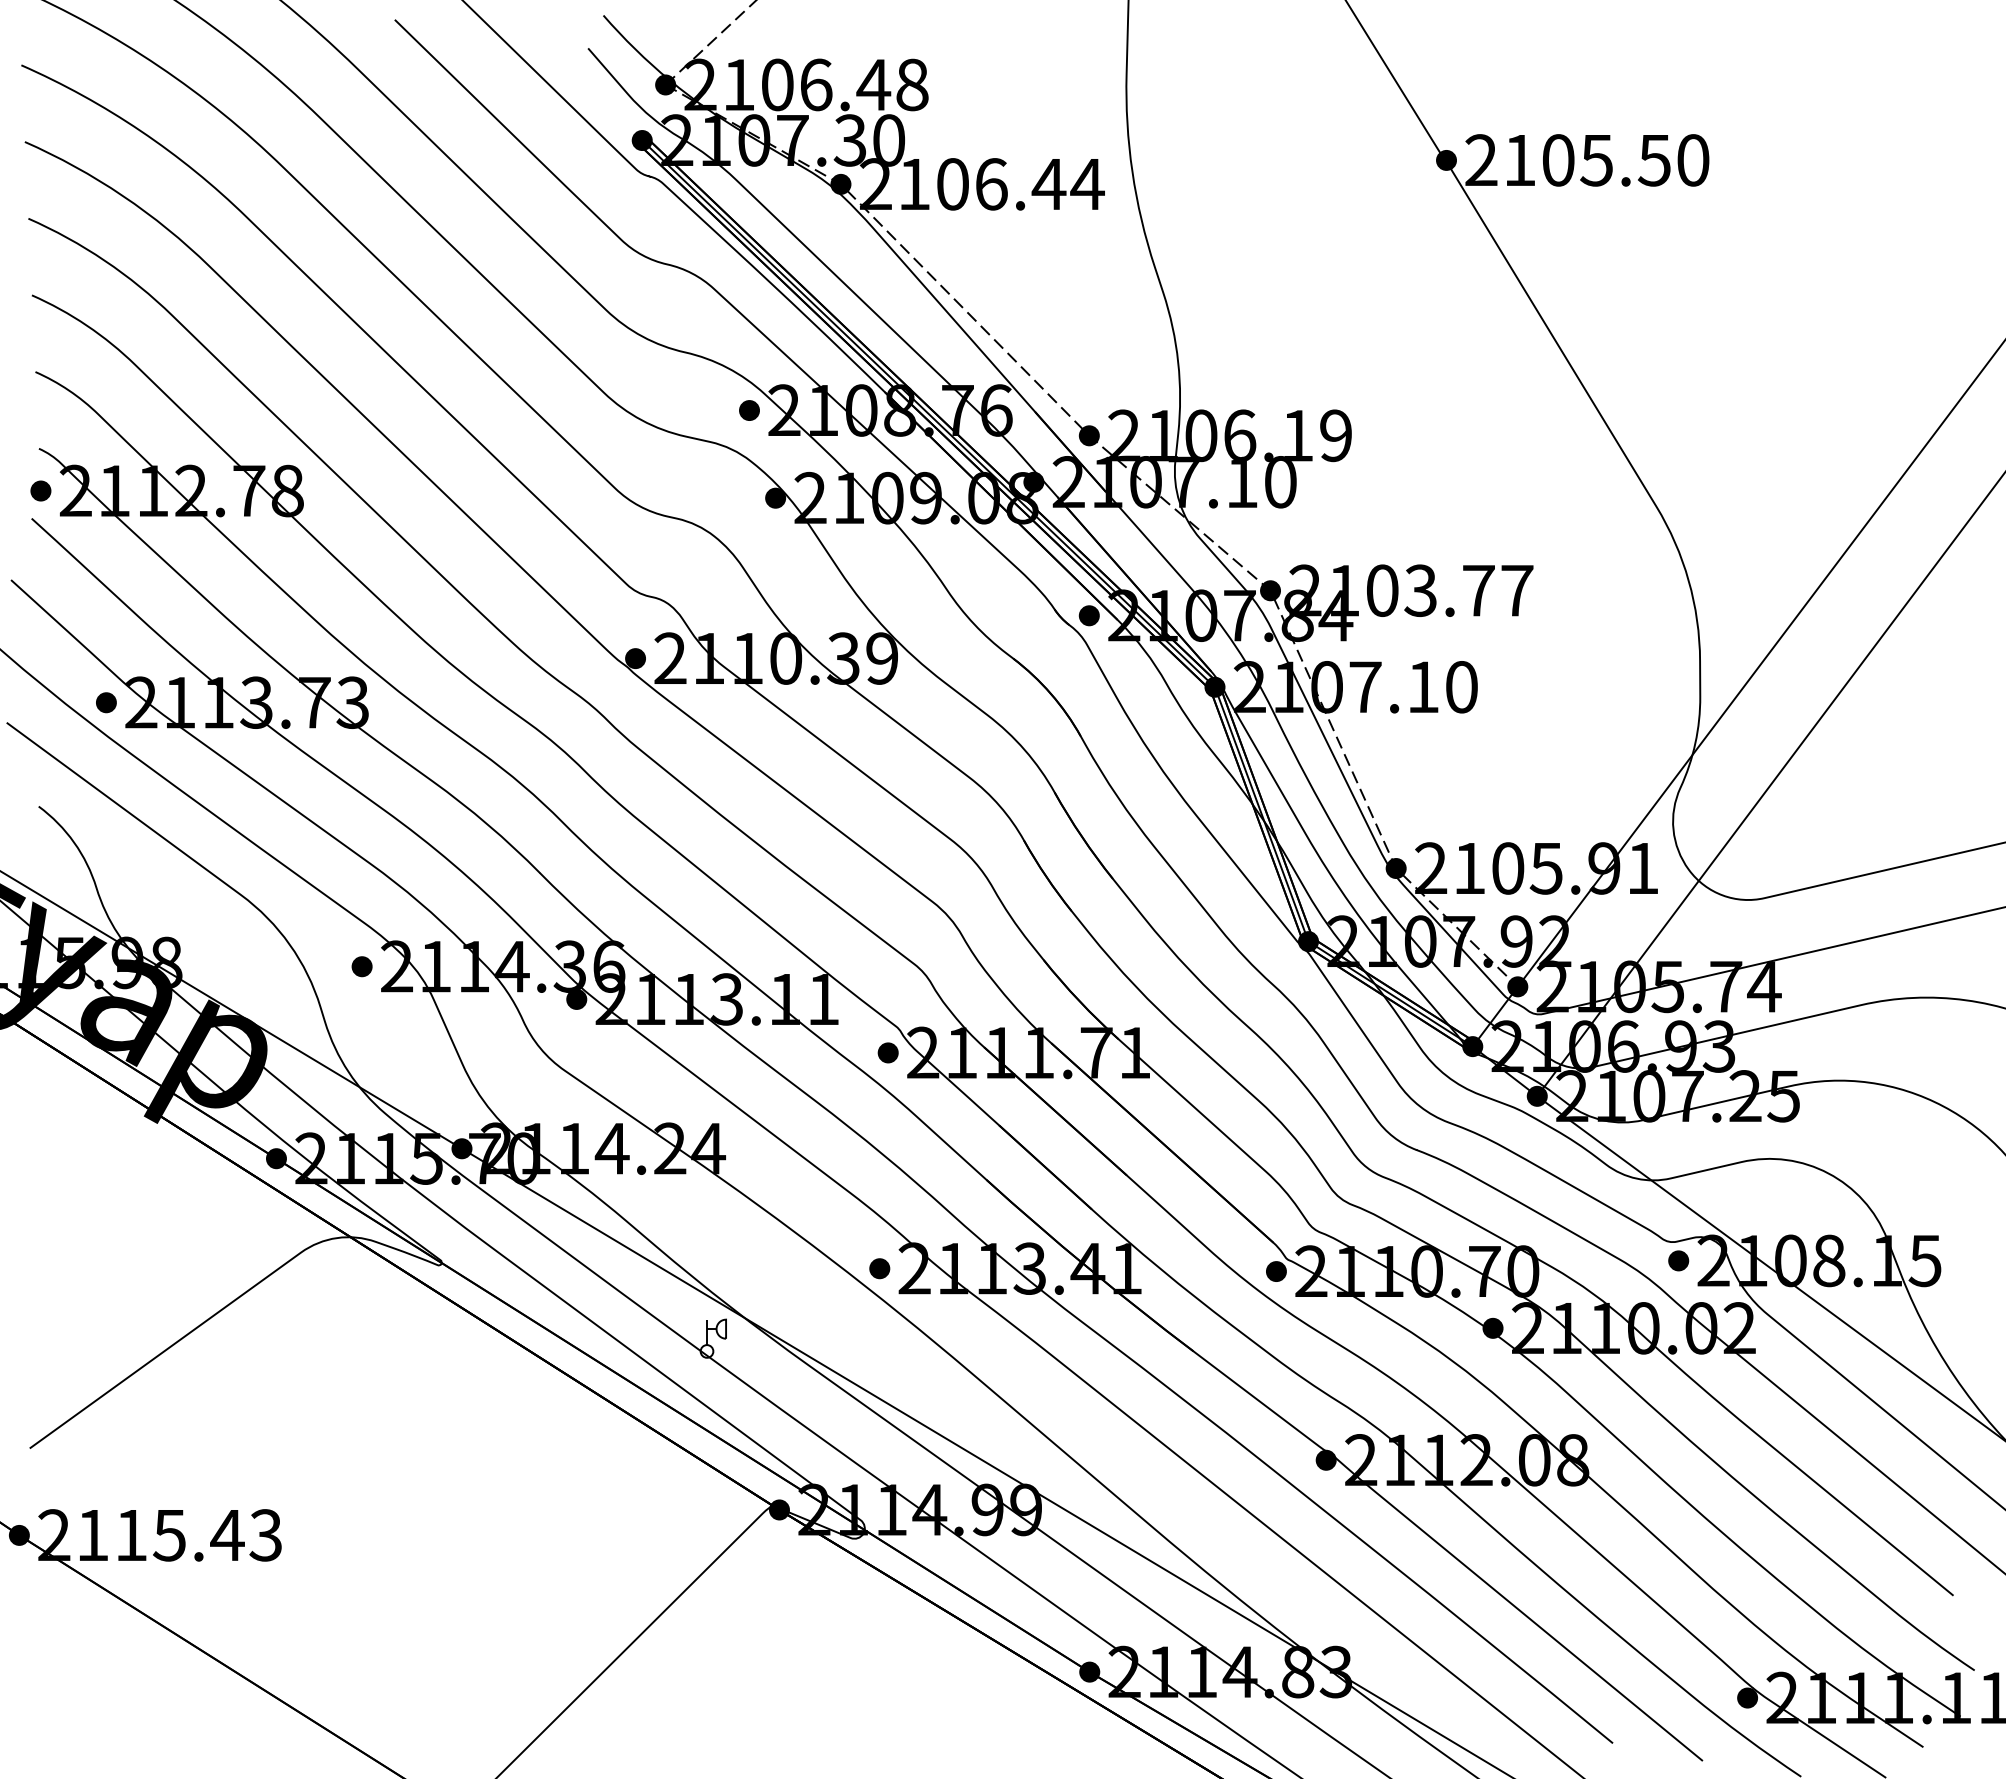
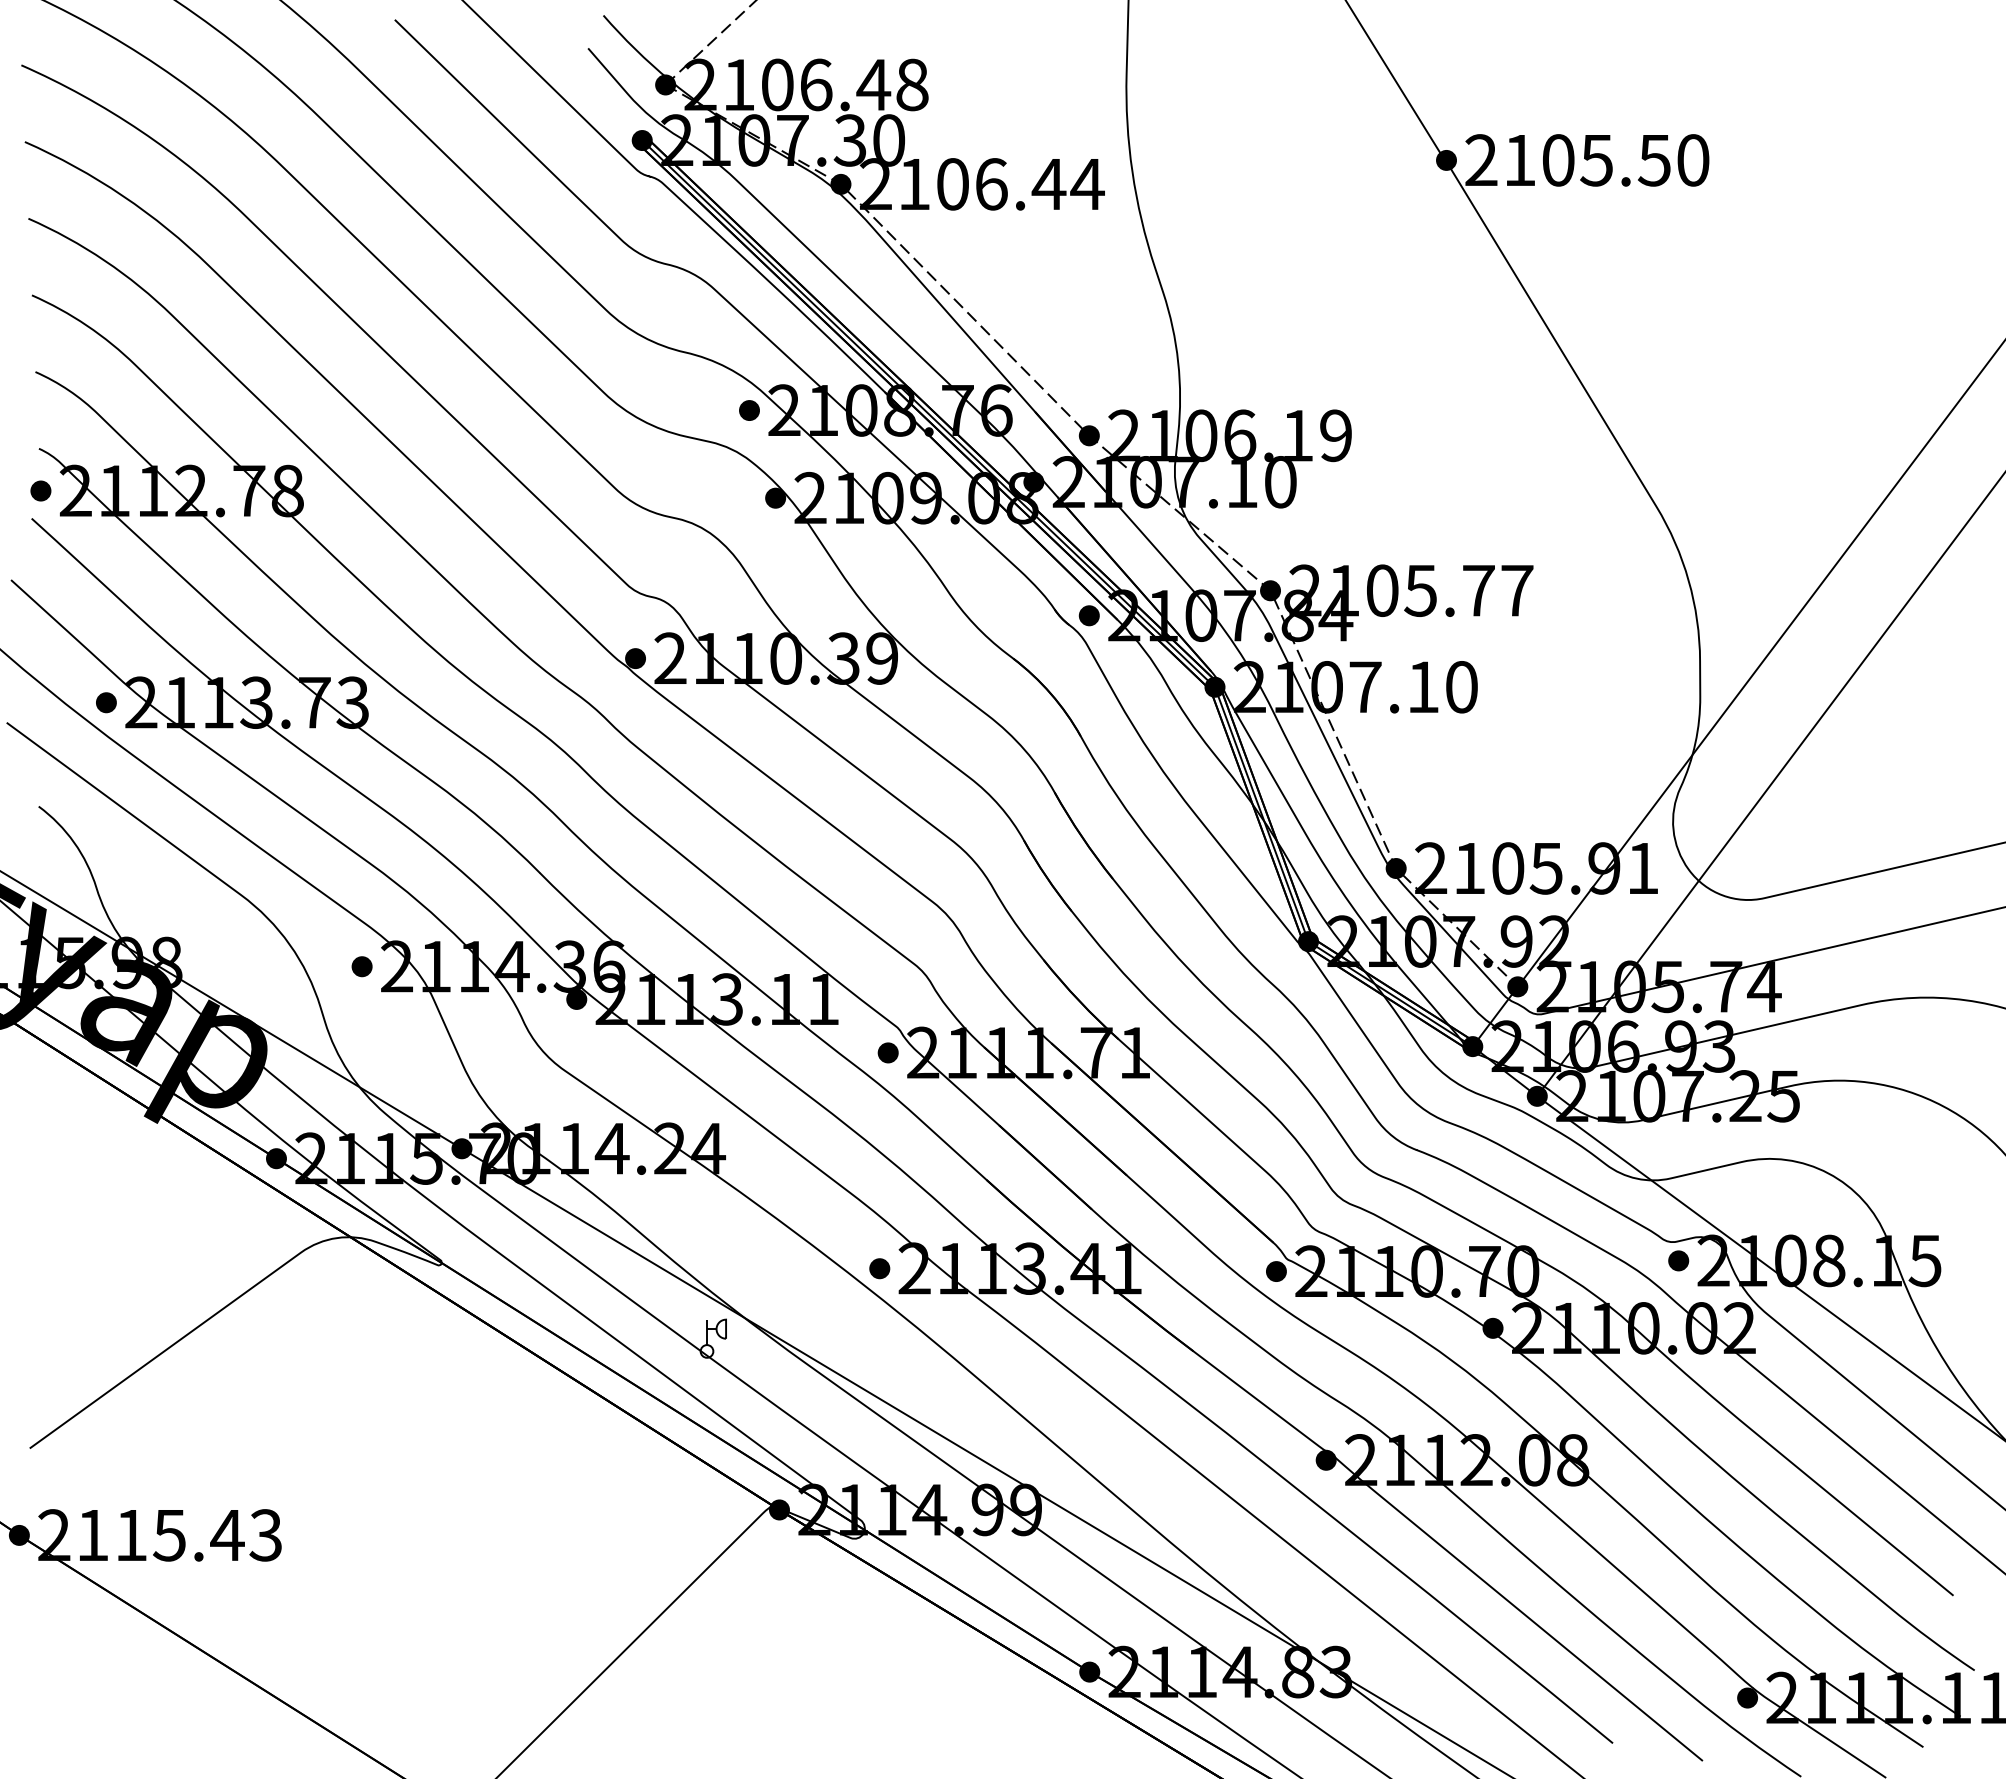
text: 2103.77 -> 2105.77 (1420, 590)
